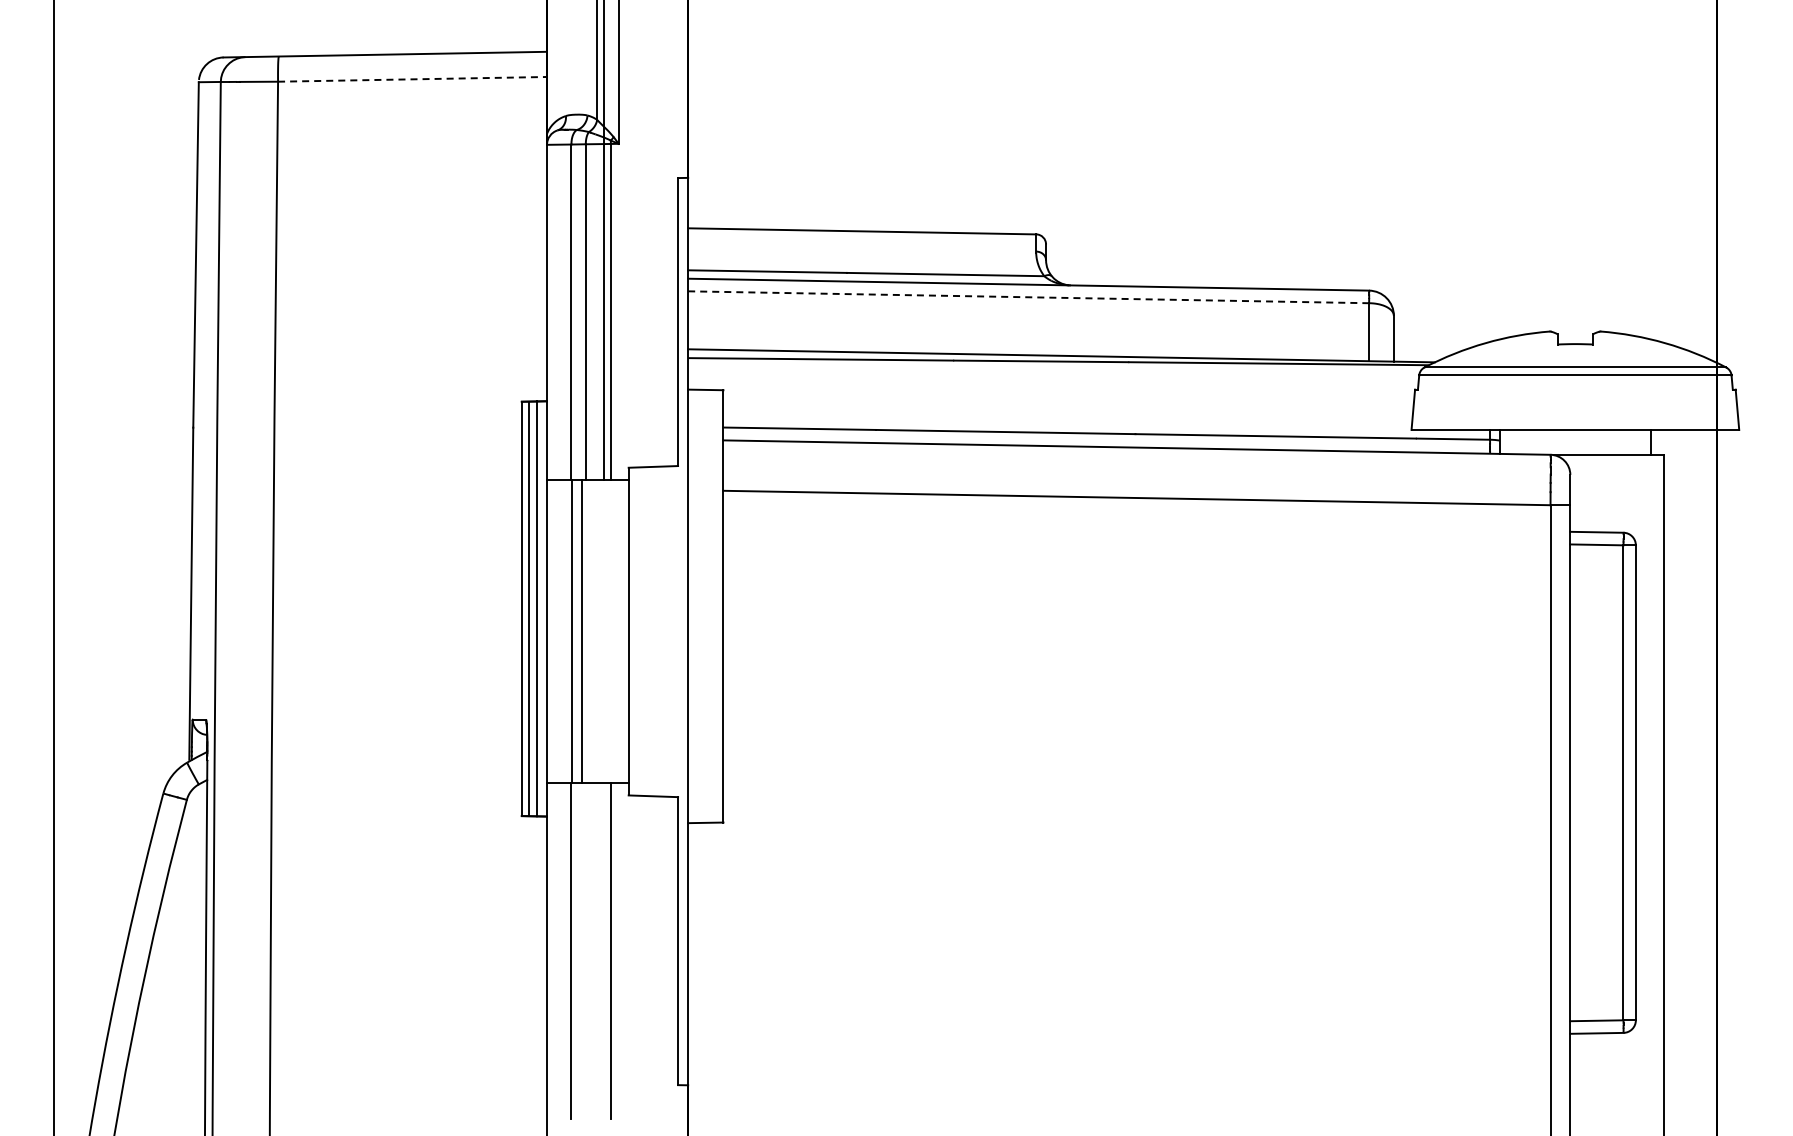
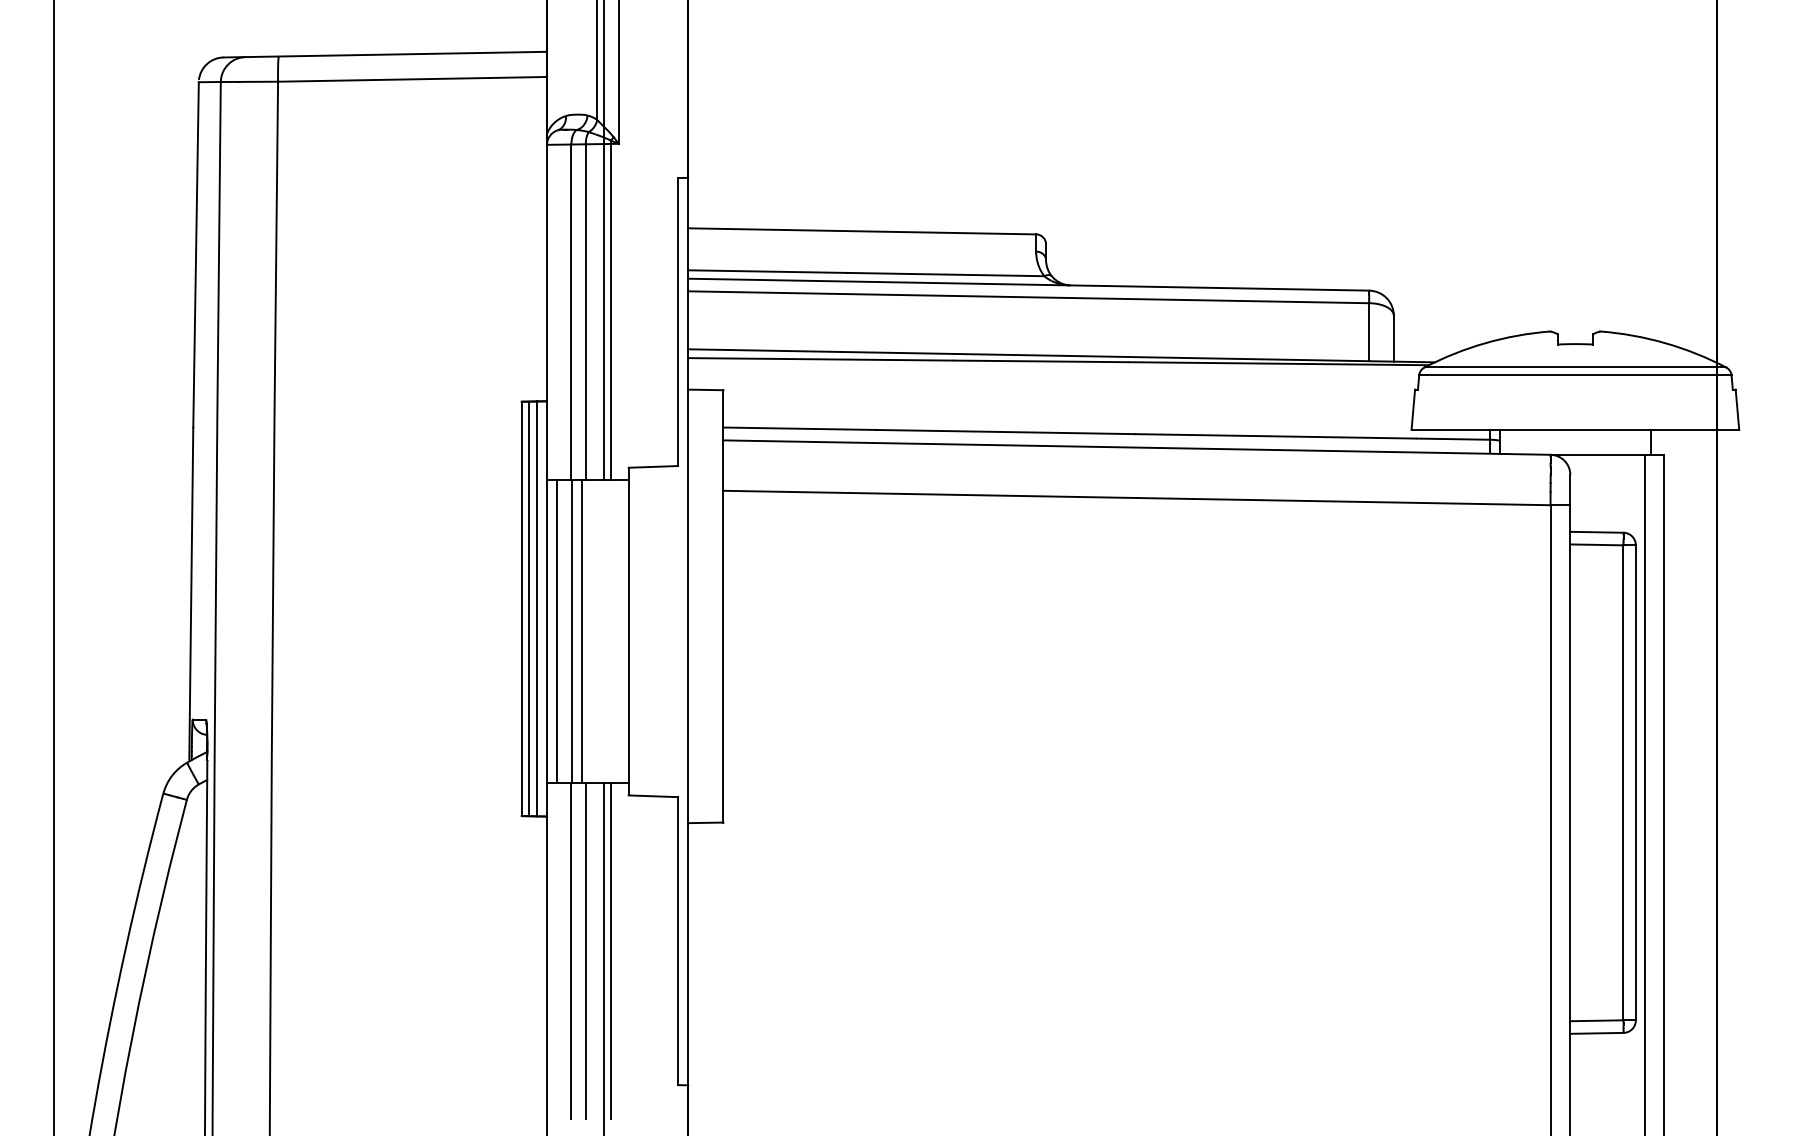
line: dashed -> solid (413, 79)
line: dashed -> solid (1028, 297)
line: none -> present (557, 631)
line: none -> present (1645, 793)
line: none -> present (585, 950)
line: none -> present (604, 957)
